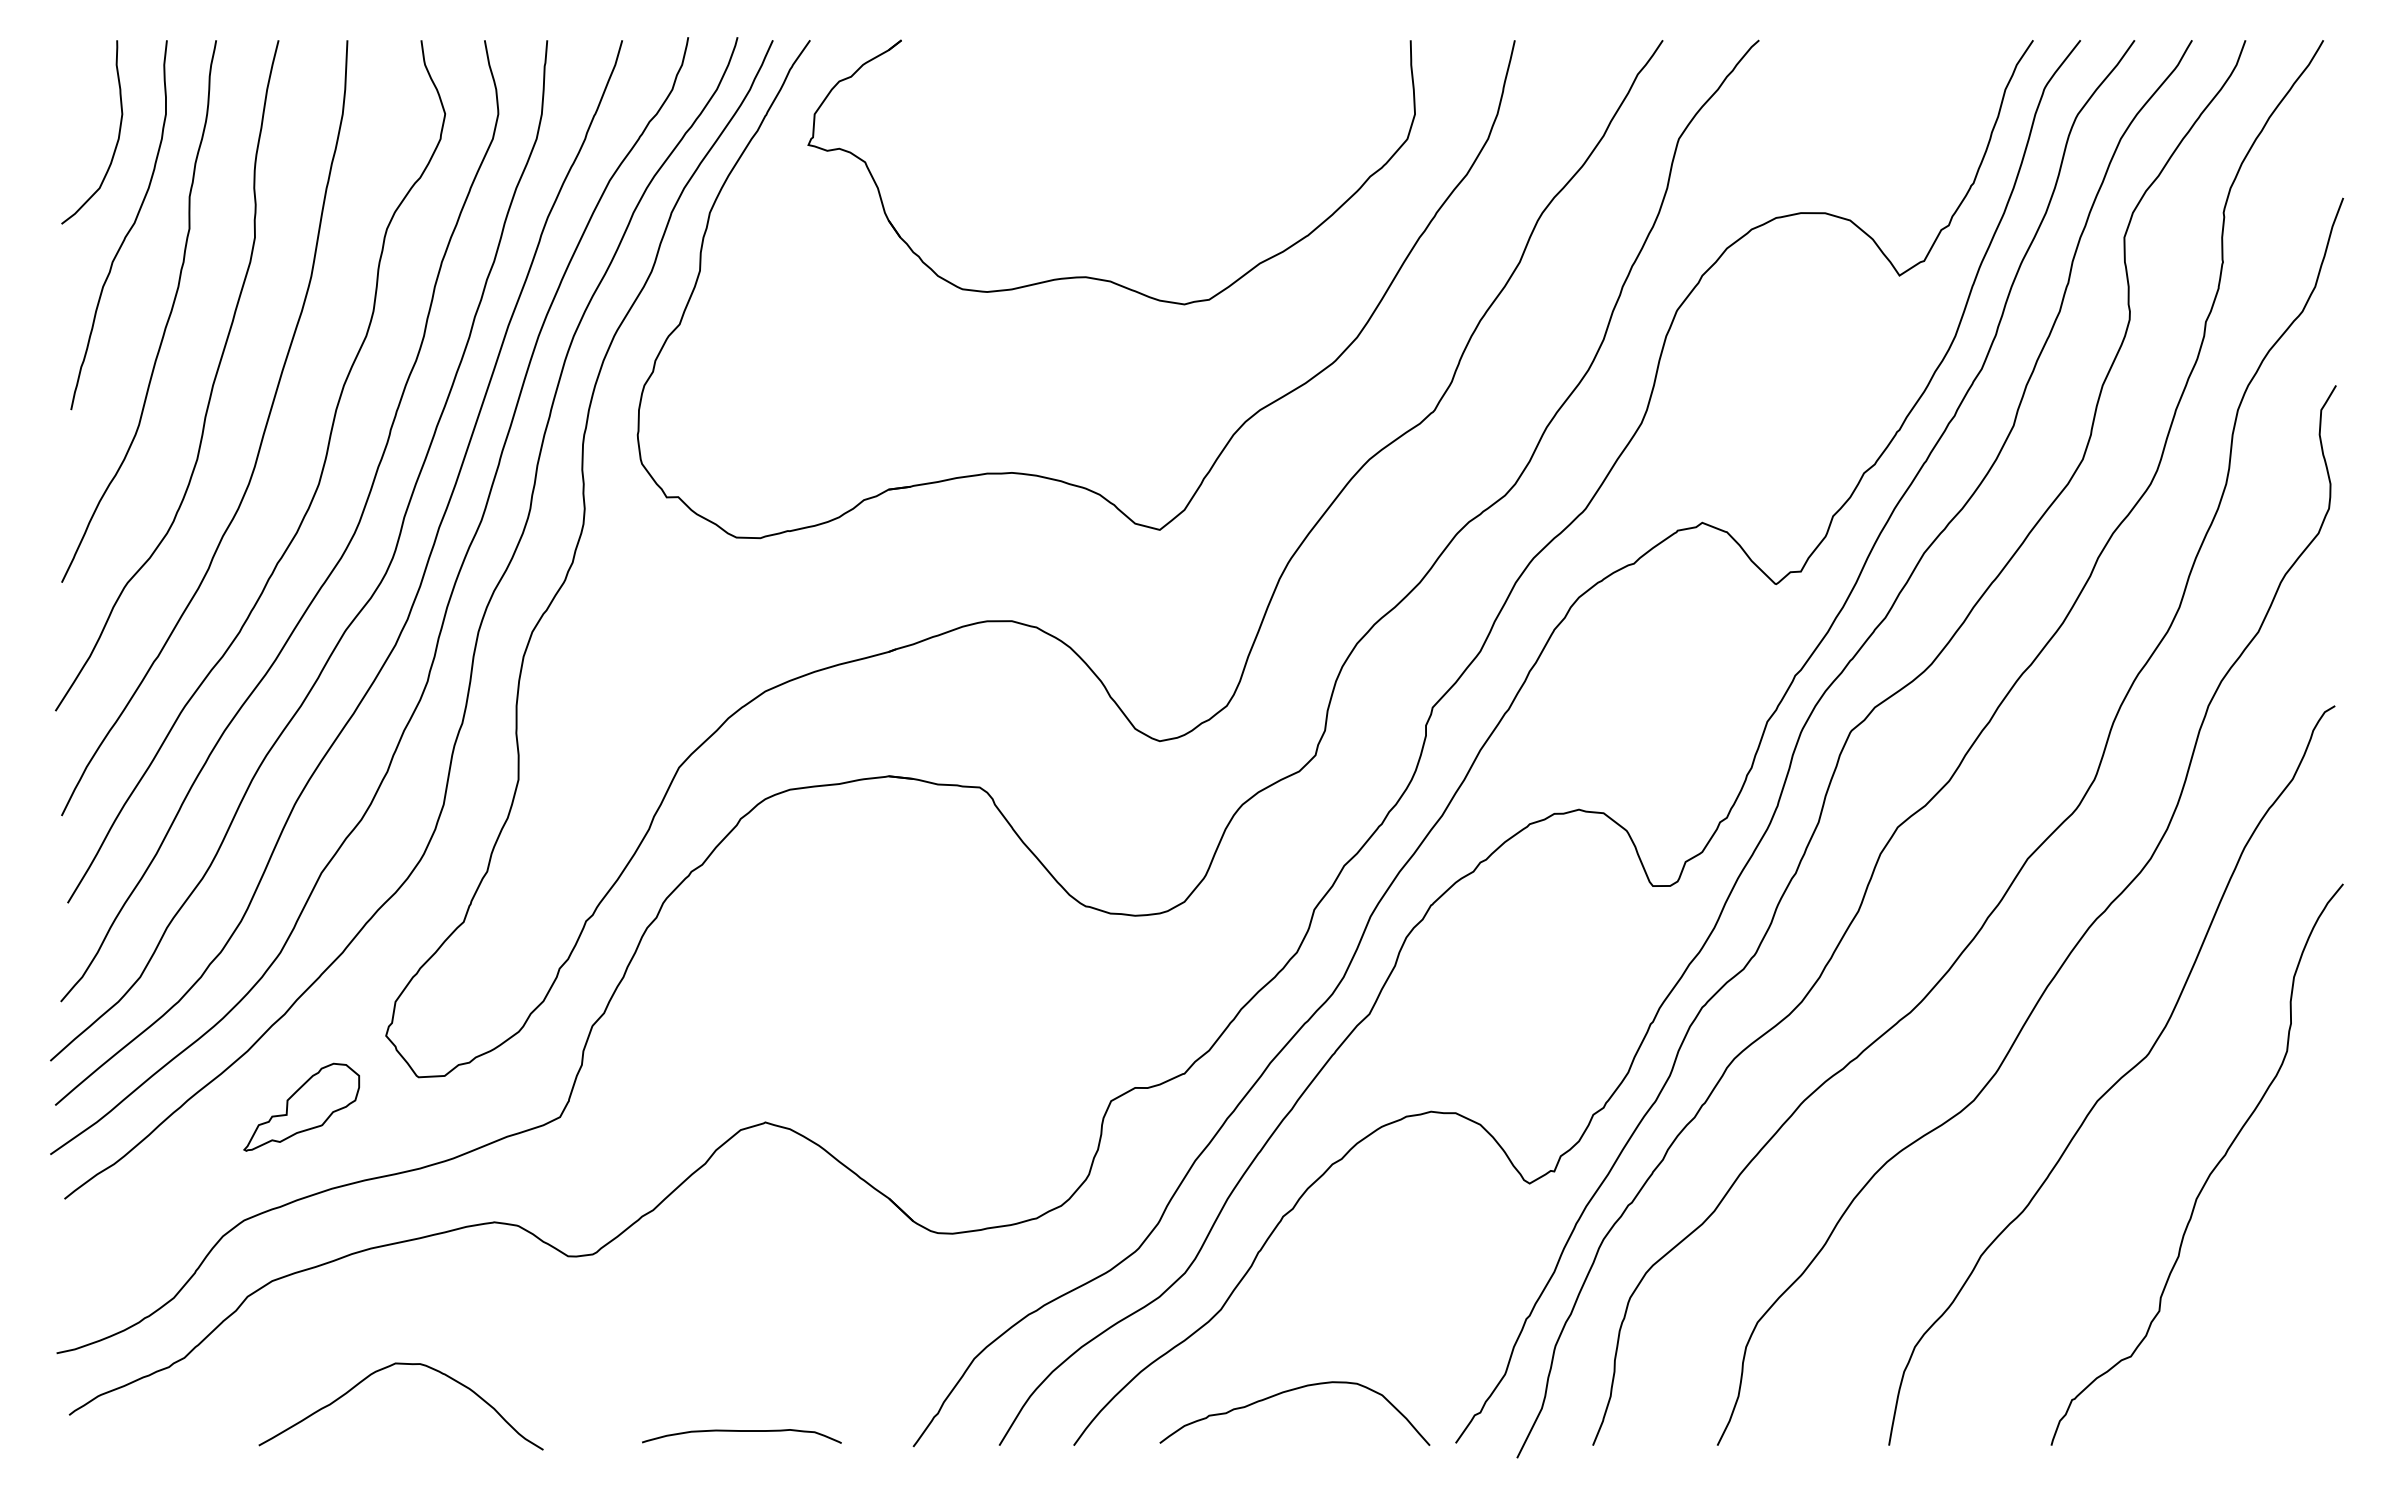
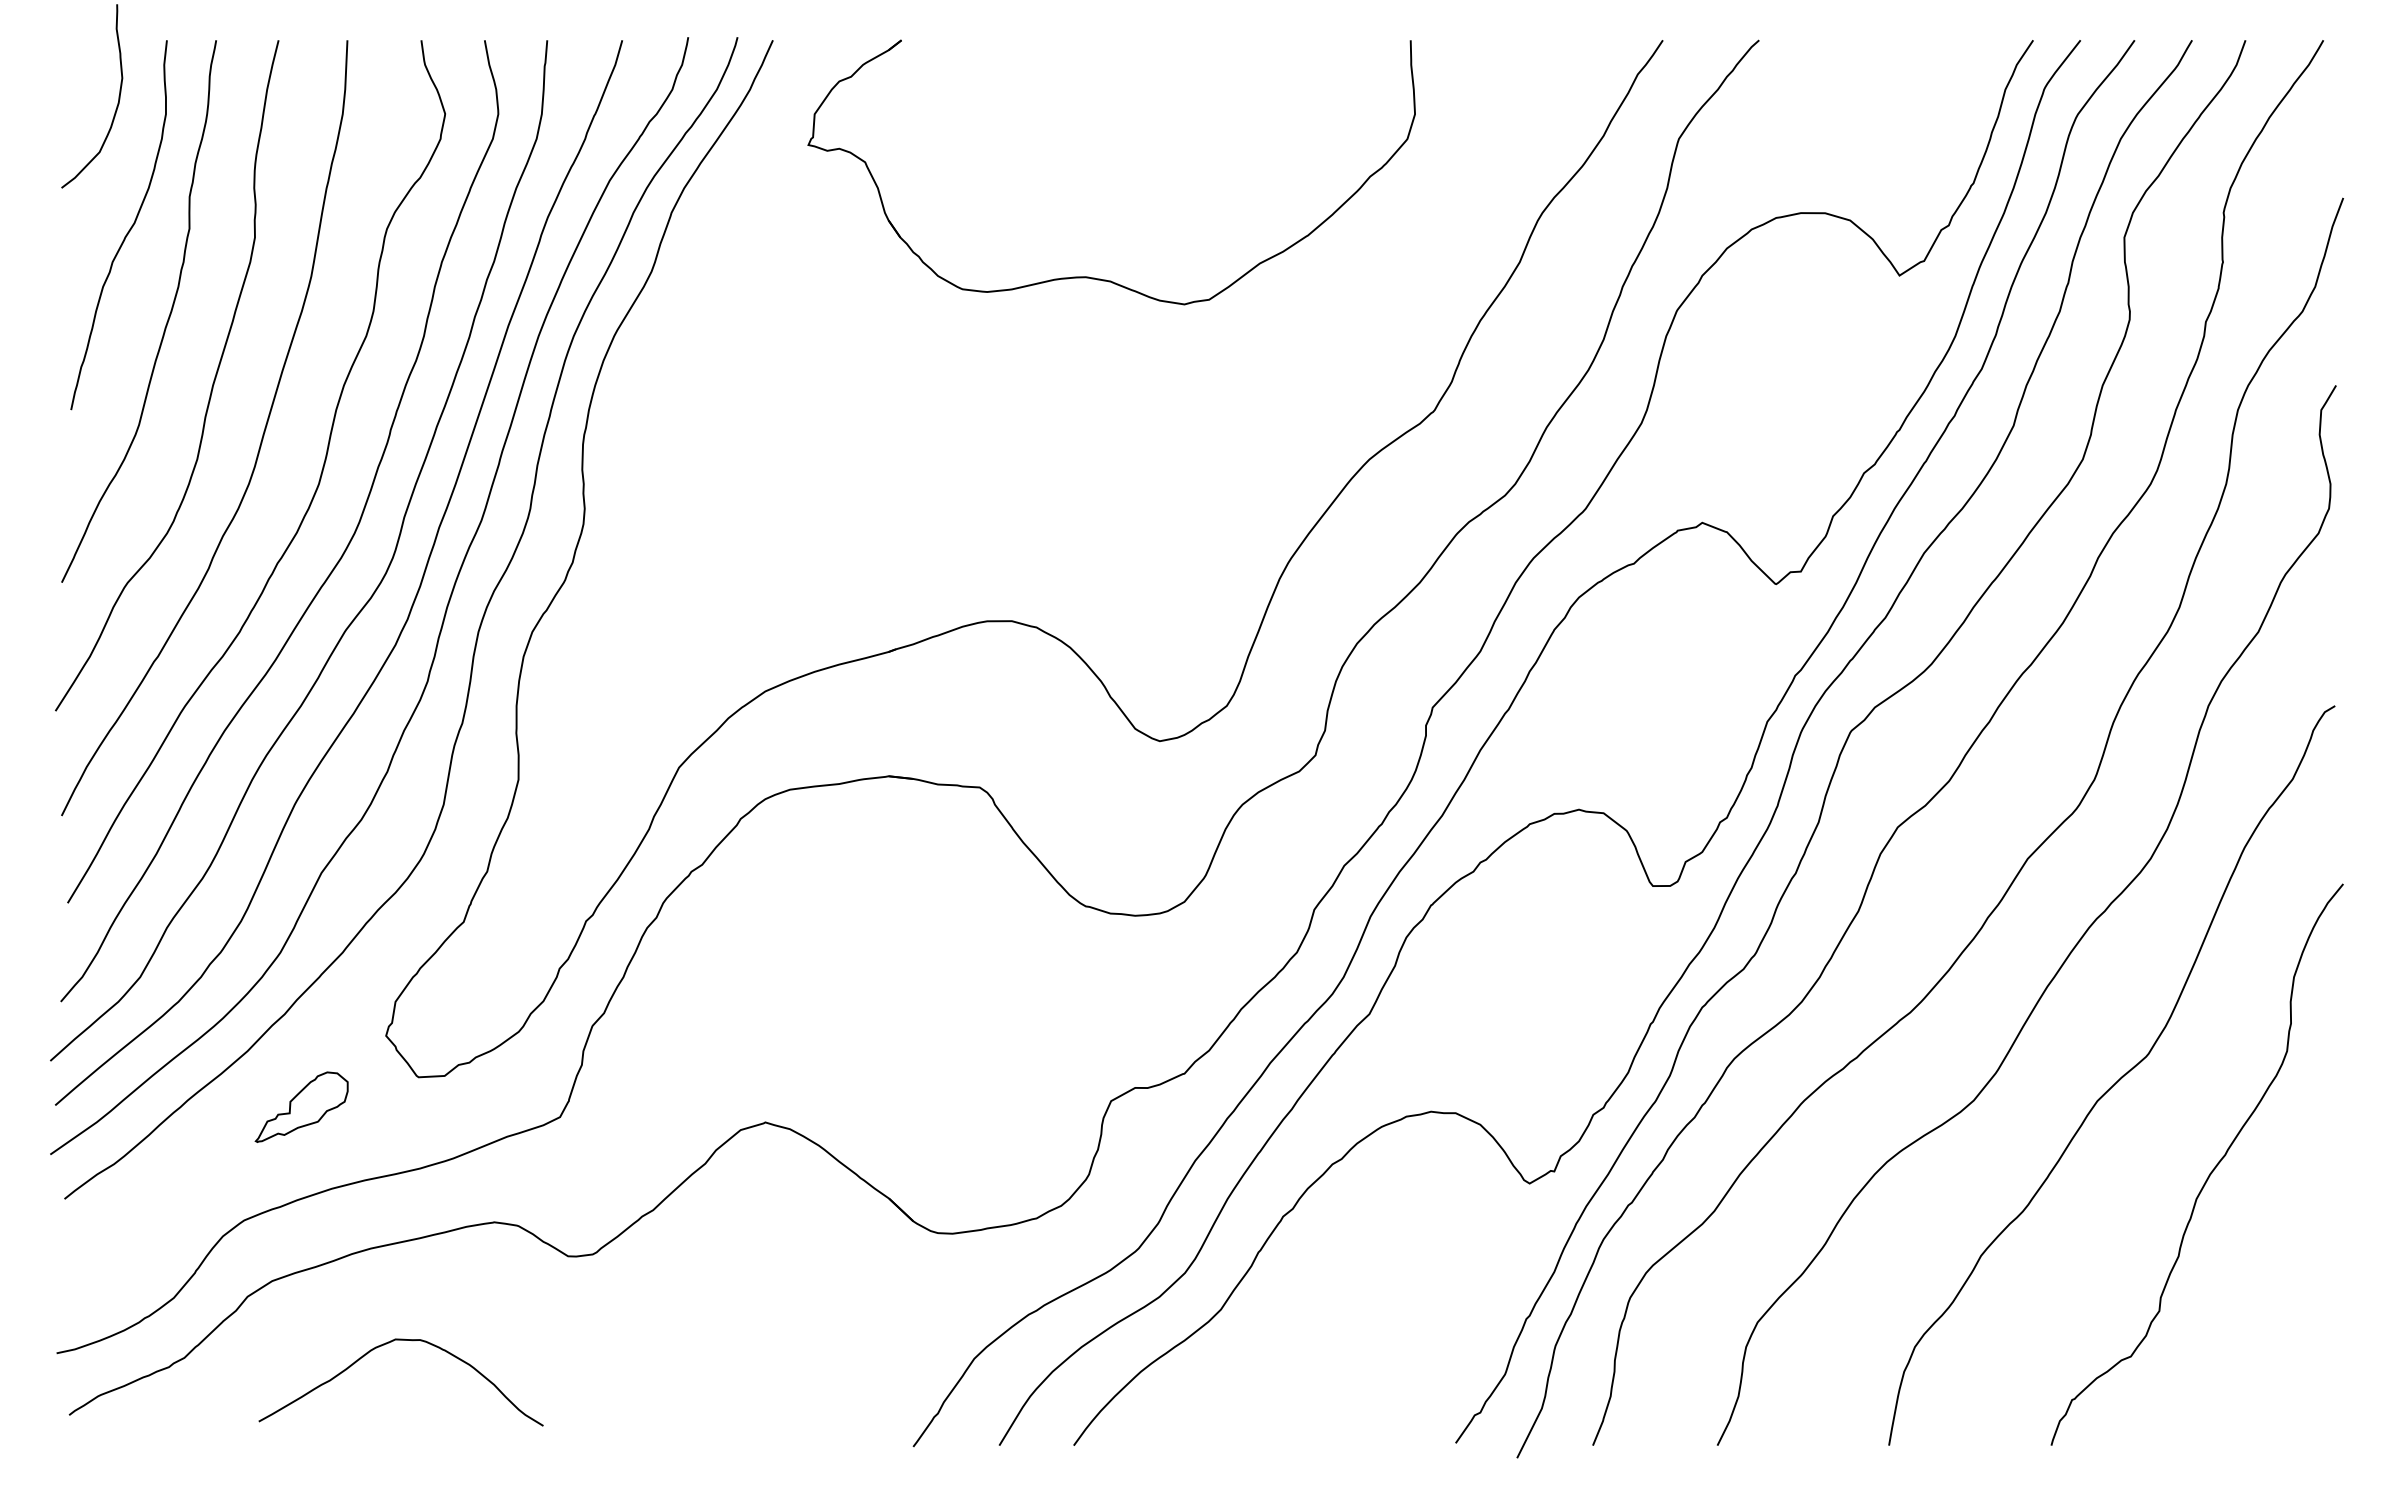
curve position: (117, 138) -> (117, 102) (117, 102)
part: present -> none (1036, 474)
part size: 118x90 px -> 95x72 px (301, 1106)
curve position: (384, 1369) -> (384, 1345) (384, 1345)
curve: present -> none (1290, 1391)
curve: present -> none (741, 1431)
